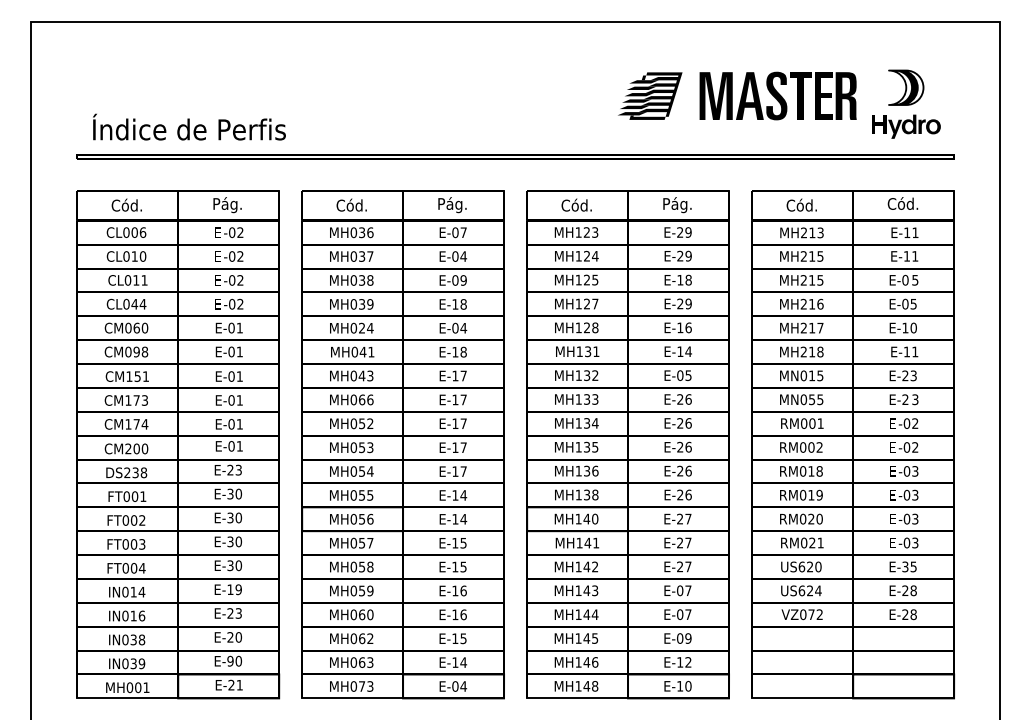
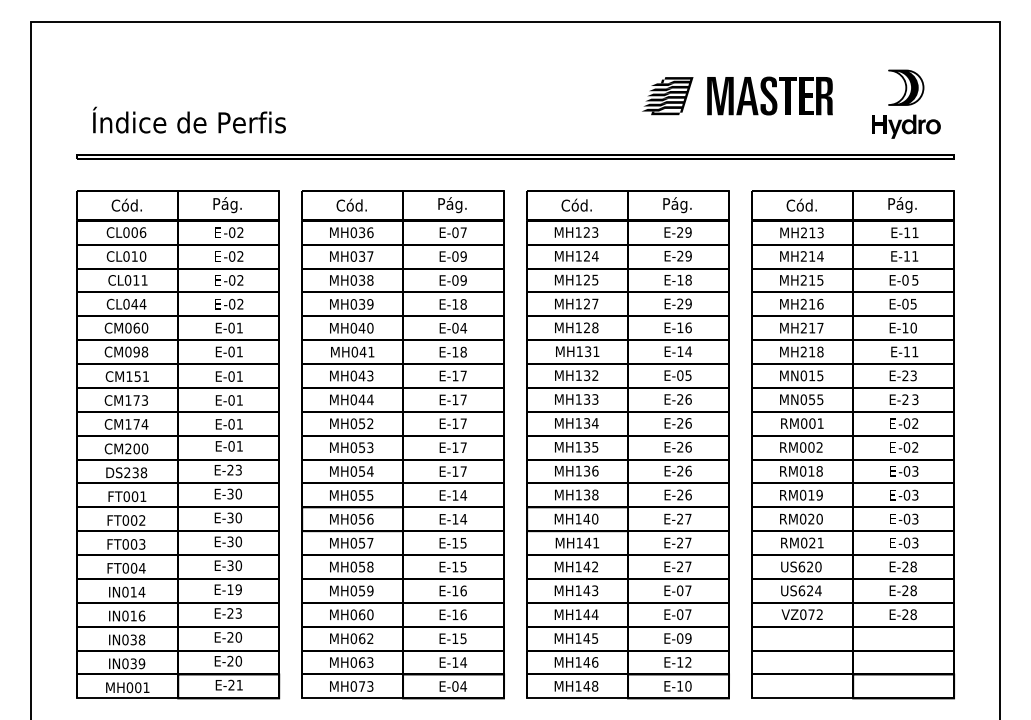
part size: 239x50 px -> 191x40 px (737, 95)
text position: (189, 126) -> (189, 119) (189, 119)
text: Cód. -> Pág. (902, 205)
text: E-04 -> E-09 (463, 256)
text: MH215 -> MH214 (820, 256)
text: MH024 -> MH040 (365, 327)
text: MH066 -> MH044 (365, 399)
text: E-35 -> E-28 (909, 566)
text: E-90 -> E-20 (230, 661)
